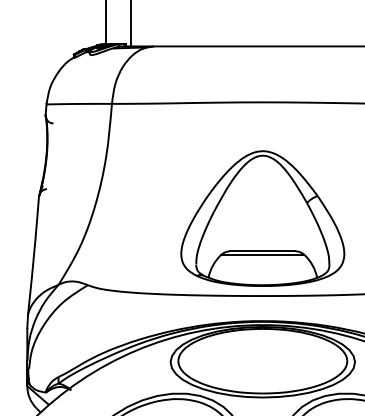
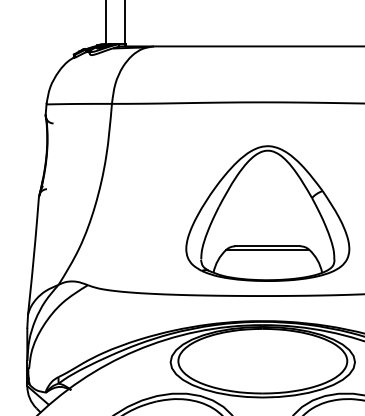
line position: (130, 24) -> (124, 24) (124, 24)
part position: (262, 218) -> (267, 213) (267, 213)
